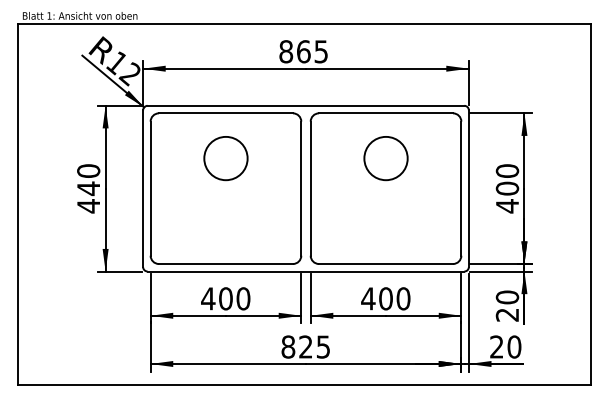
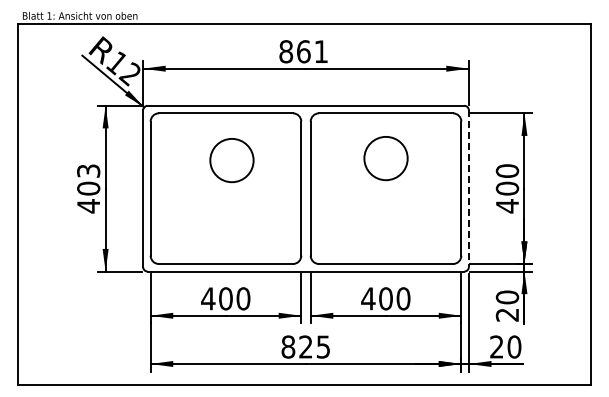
text: 865 -> 861 (320, 51)
circle position: (225, 158) -> (231, 160) (231, 160)
text: 440 -> 403 (88, 180)
line: solid -> dashed (468, 189)
